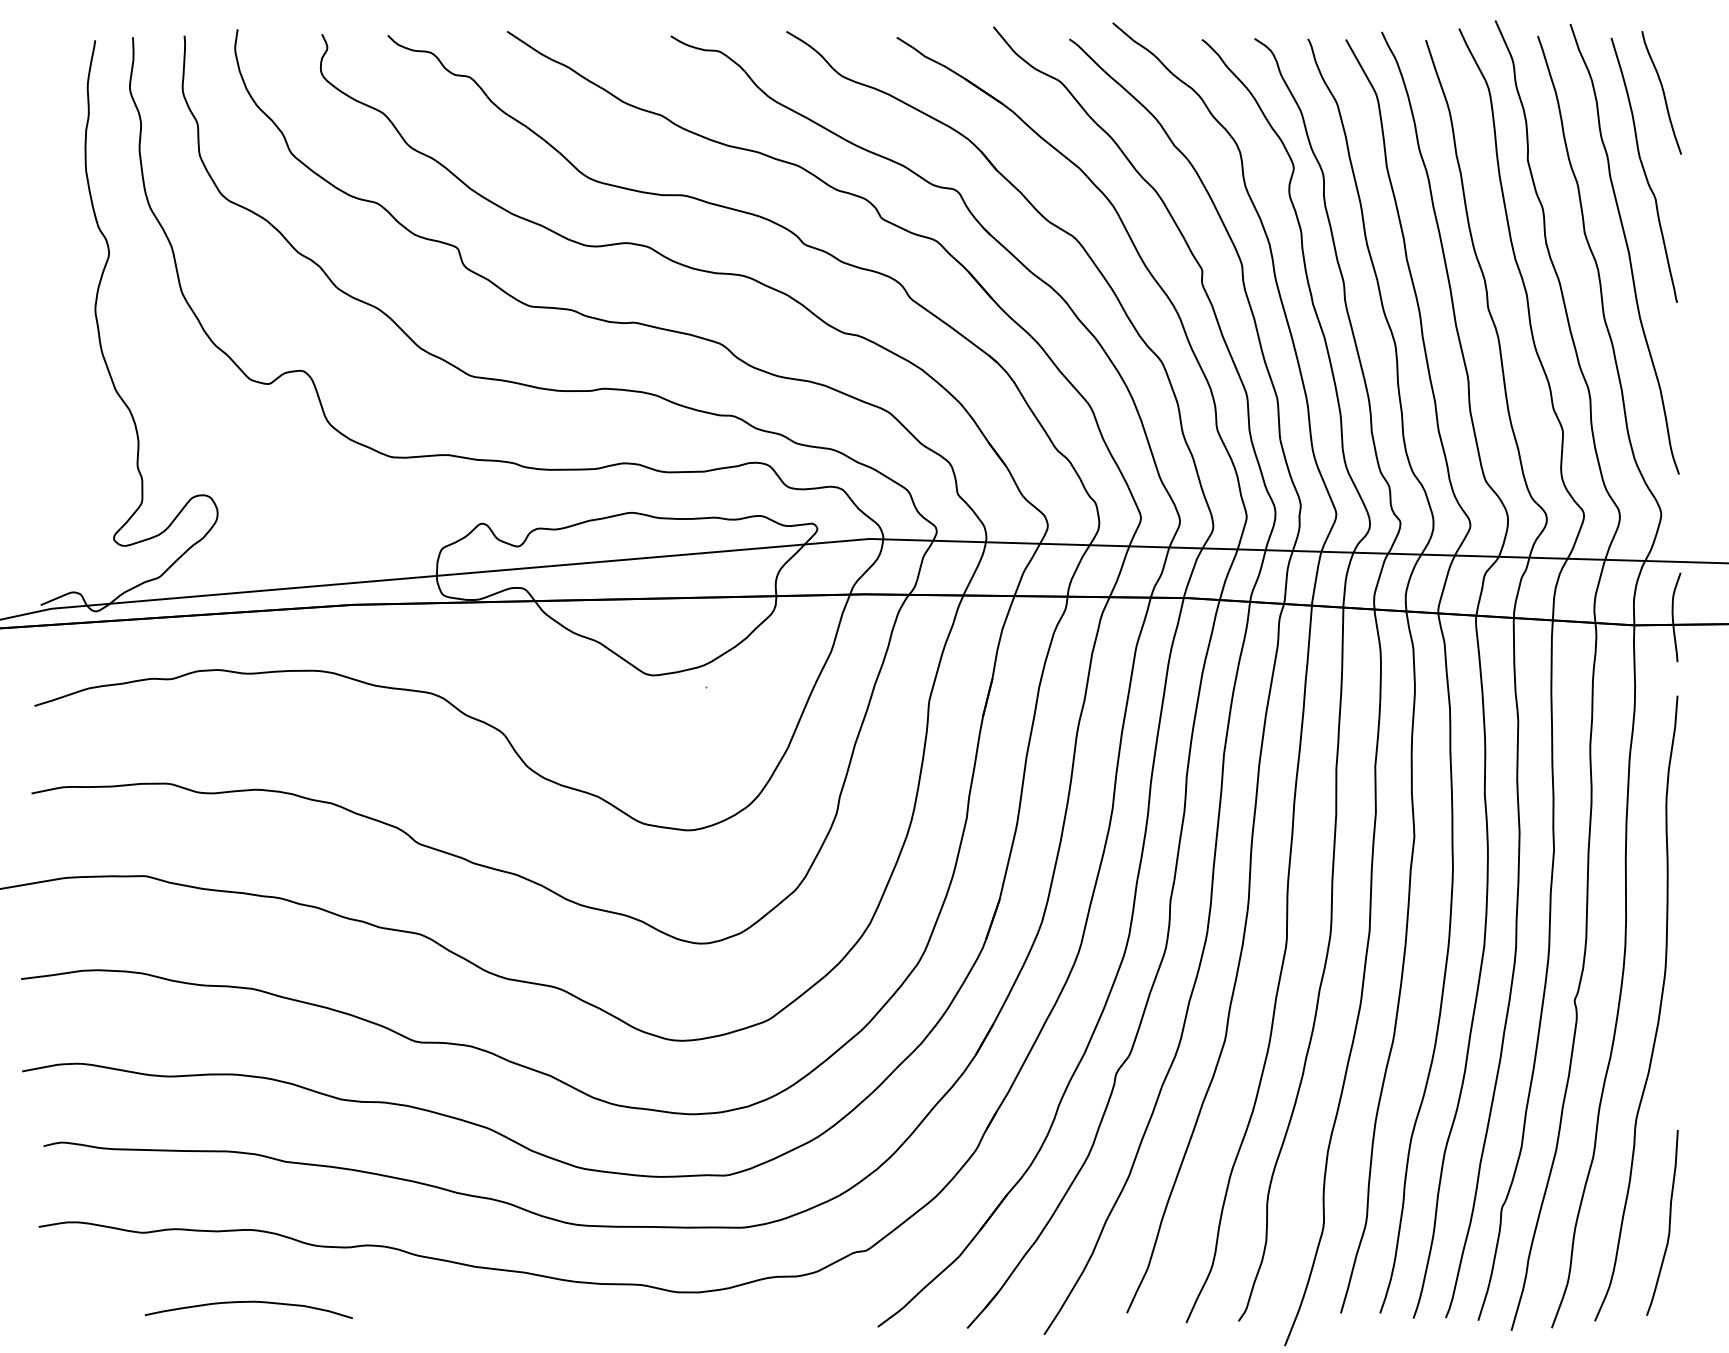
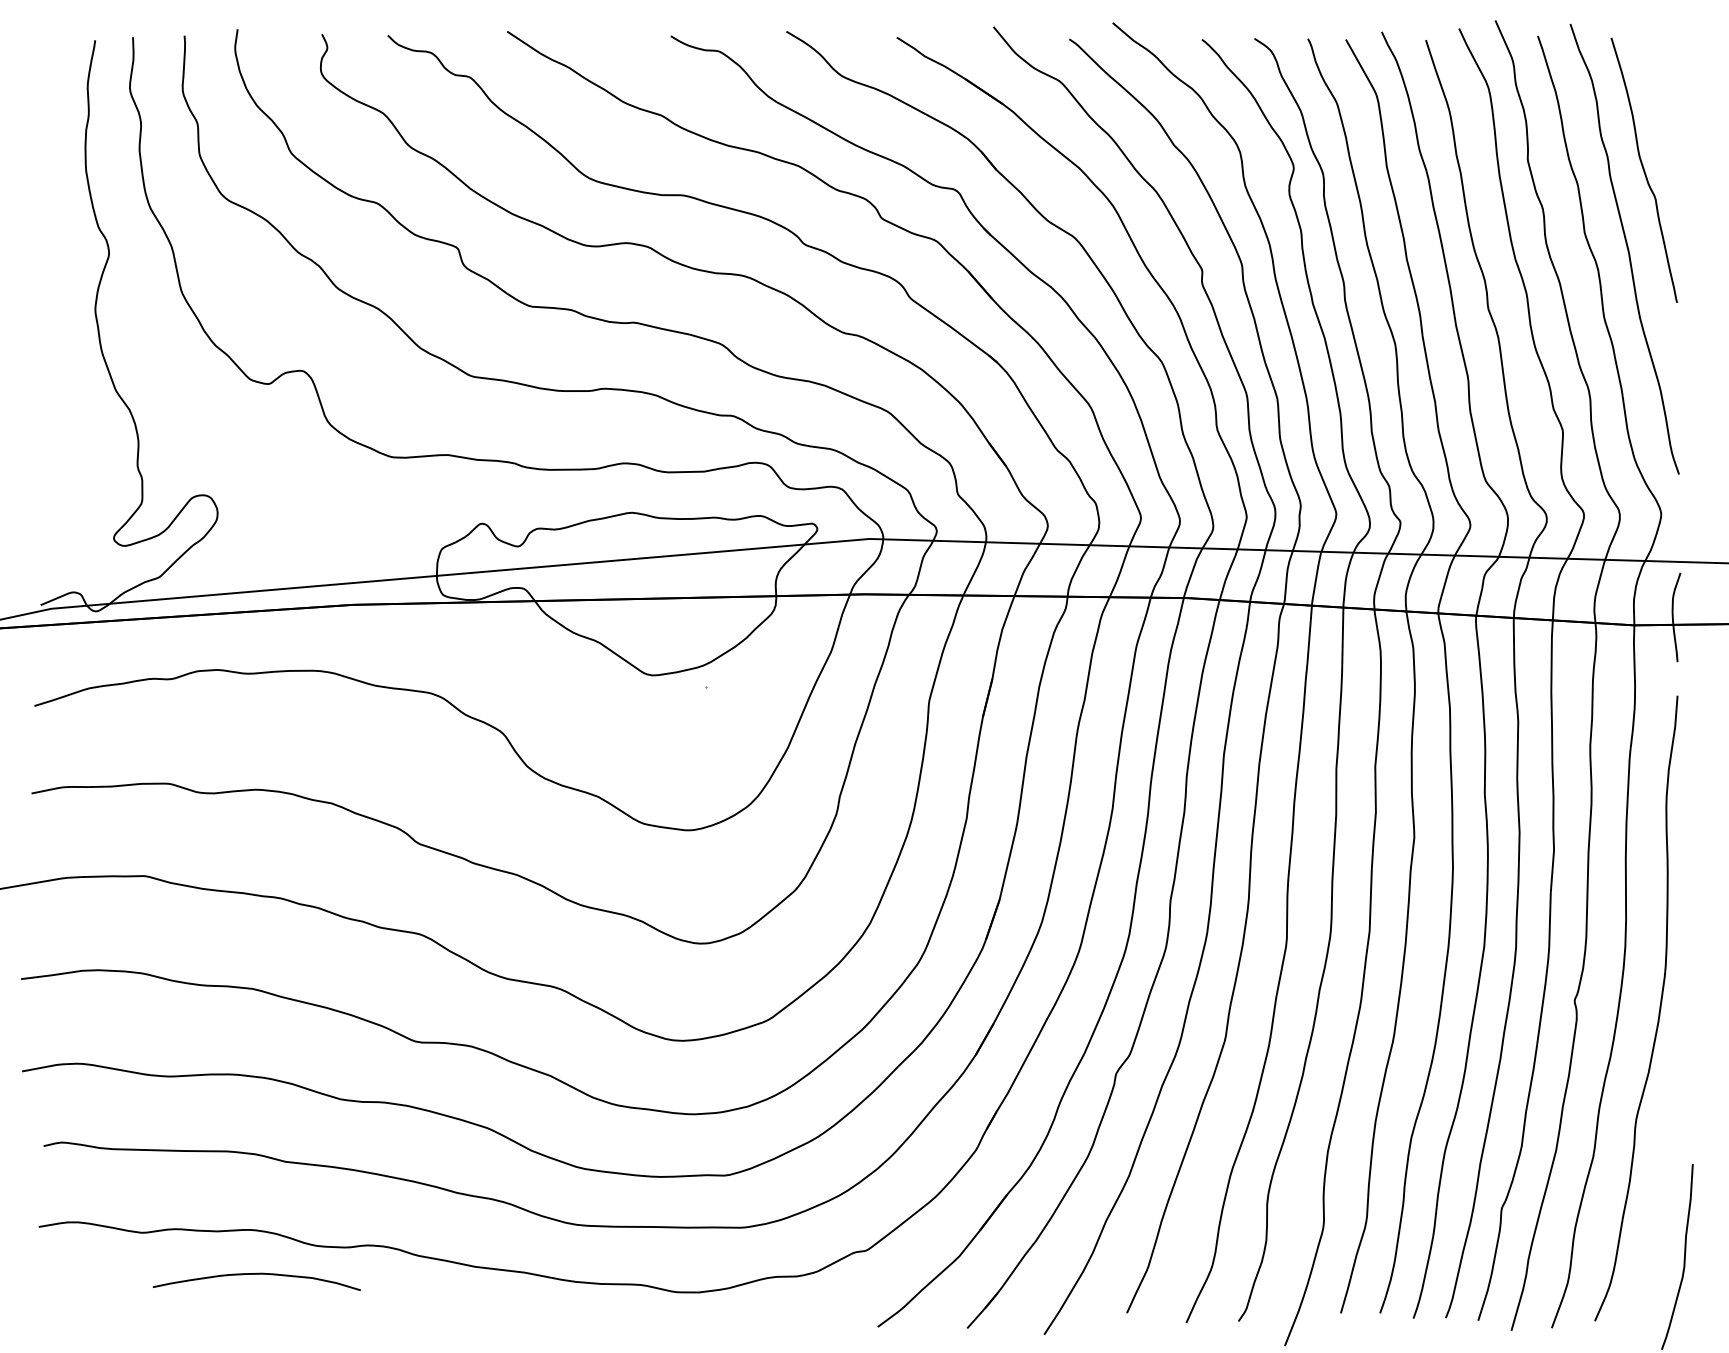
curve: present -> none (1662, 92)
curve position: (1668, 1224) -> (1683, 1258) (1683, 1258)
curve position: (248, 1302) -> (256, 1274) (256, 1274)
